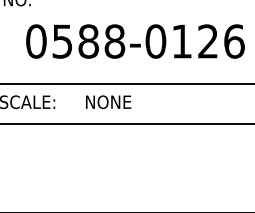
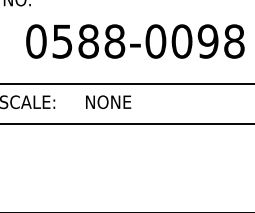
text: 0588-0126 -> 0588-0098 (207, 41)
